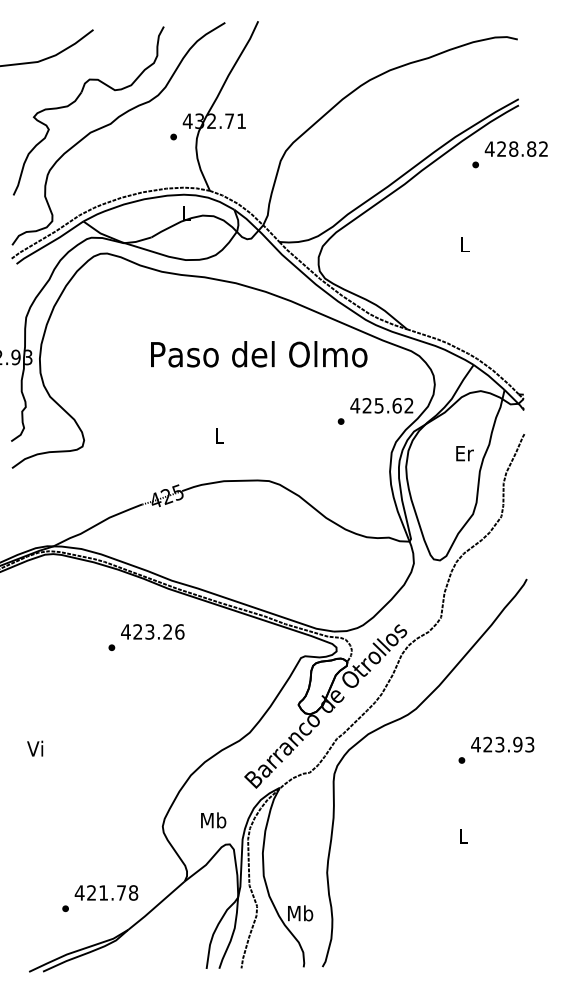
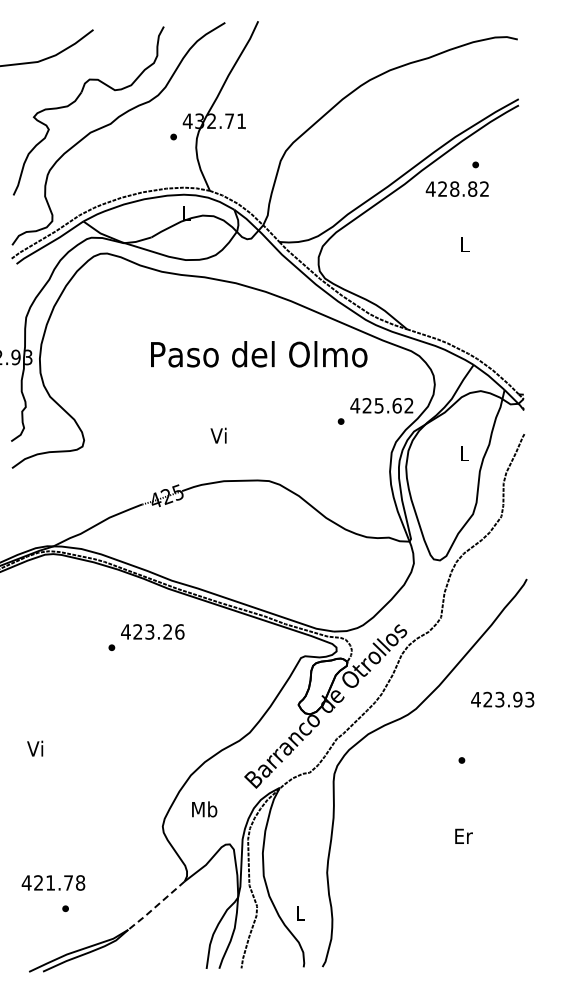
text position: (515, 148) -> (456, 188) (456, 188)
text: L -> Vi (218, 435)
text: Er -> L (464, 453)
text position: (502, 744) -> (502, 699) (502, 699)
text position: (213, 820) -> (204, 809) (204, 809)
text: L -> Er (463, 835)
text position: (106, 892) -> (53, 882) (53, 882)
line: solid -> dashed (155, 906)
text: Mb -> L (300, 913)
